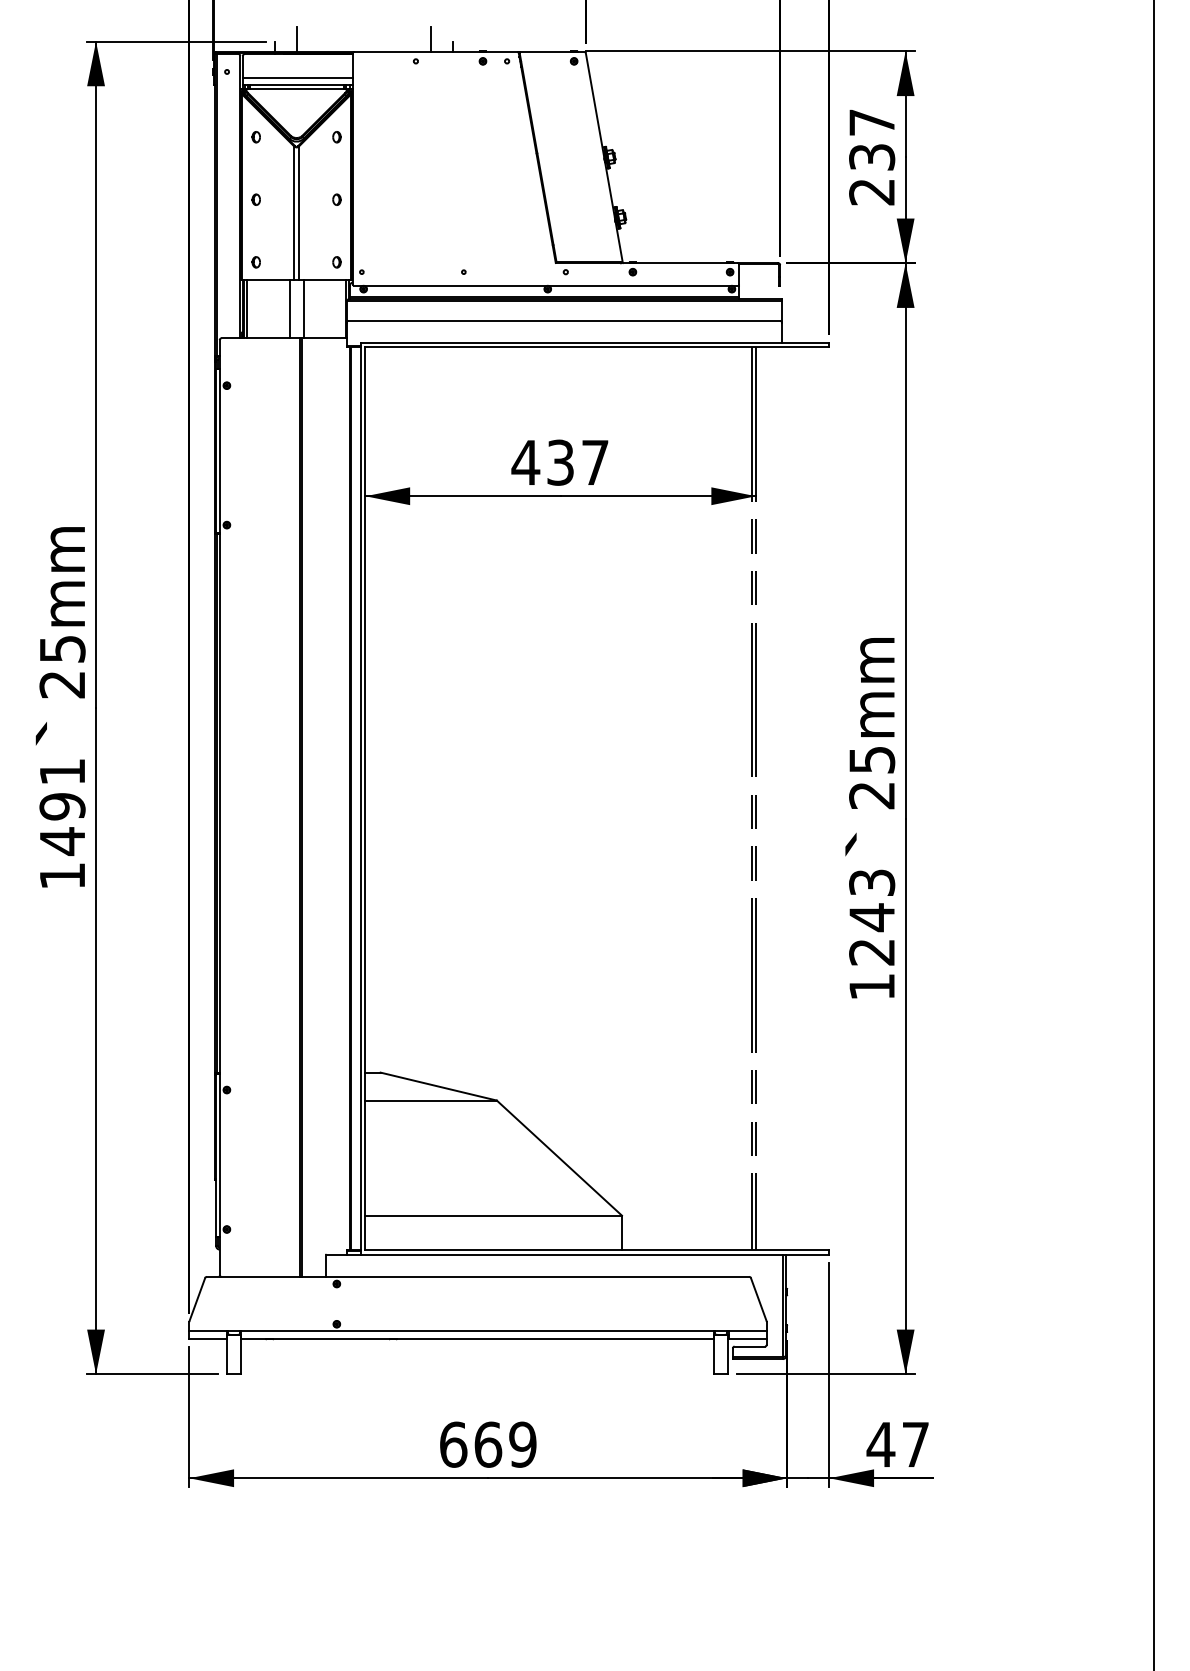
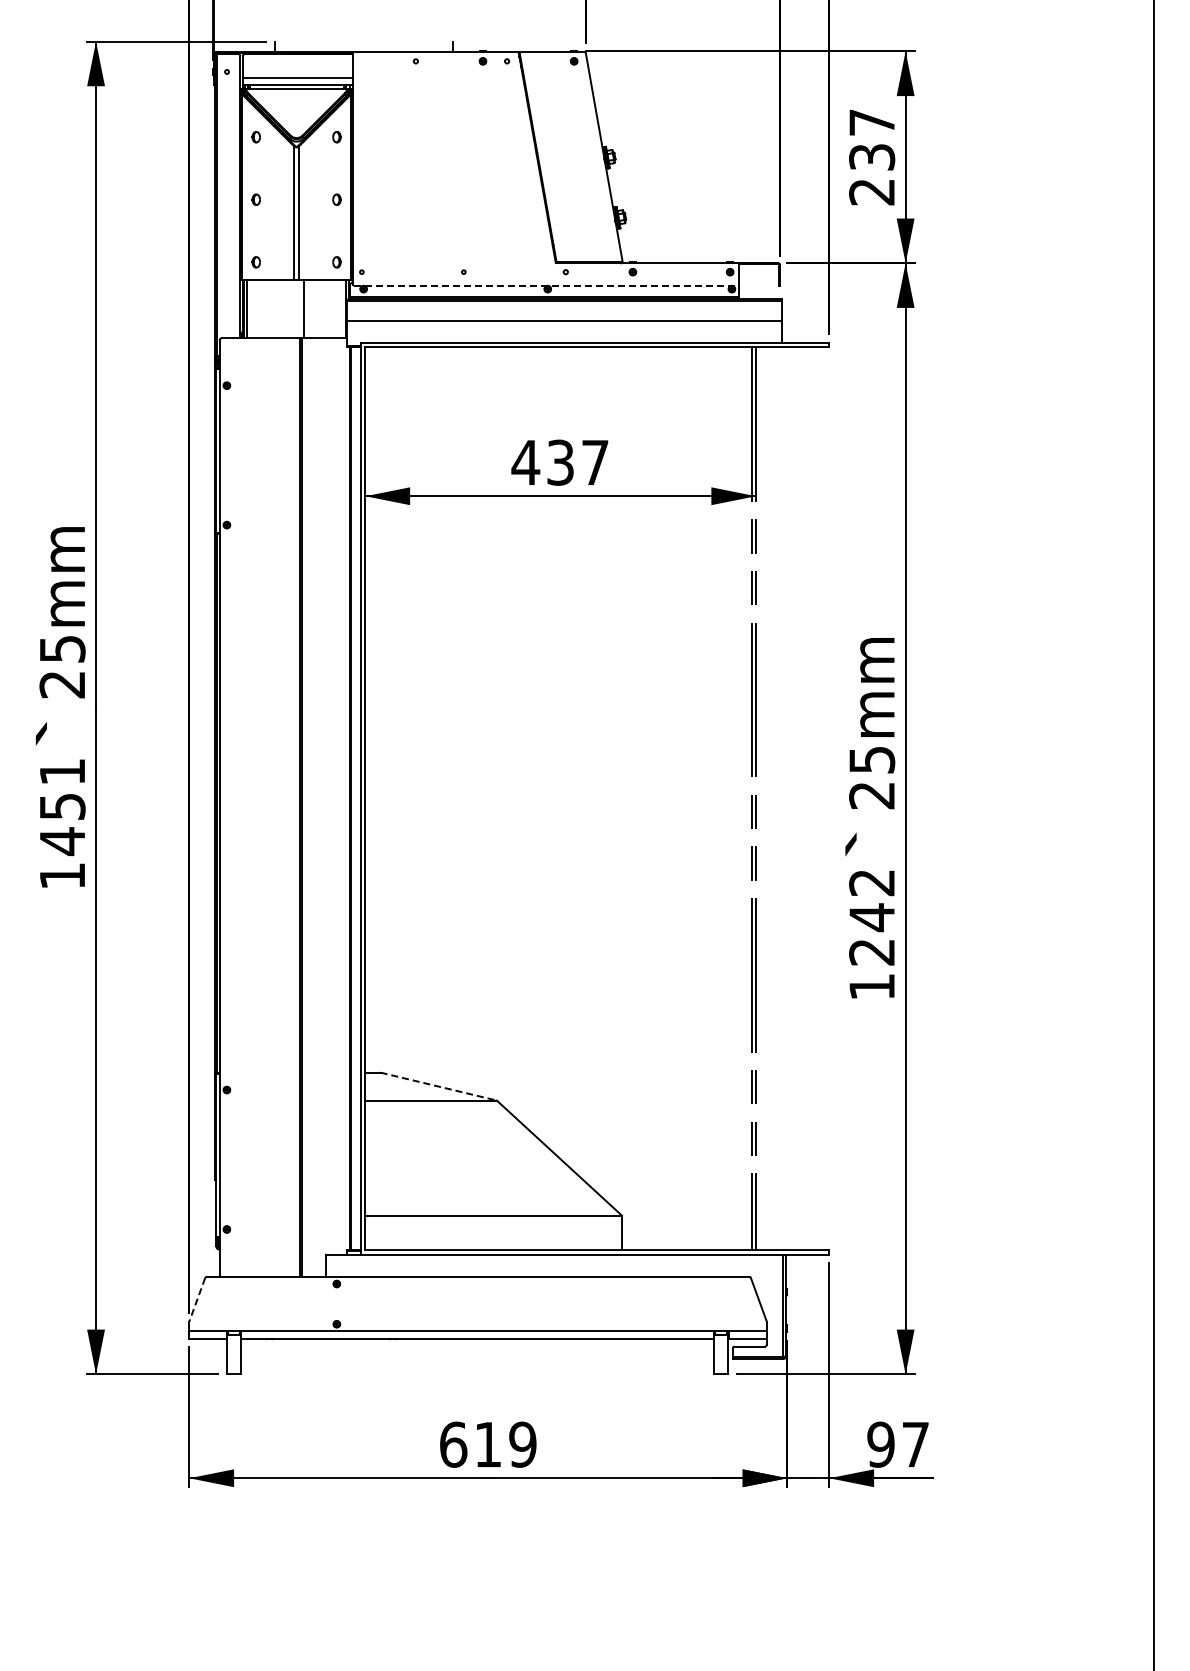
line: present -> none (296, 39)
line: present -> none (430, 39)
line: solid -> dashed (546, 285)
line: present -> none (289, 309)
text: 1491 -> 1451 (62, 806)
text: 1243 -> 1242 (872, 882)
line: solid -> dashed (438, 1086)
line: solid -> dashed (197, 1299)
text: 669 -> 619 (488, 1444)
text: 47 -> 97 (880, 1444)
